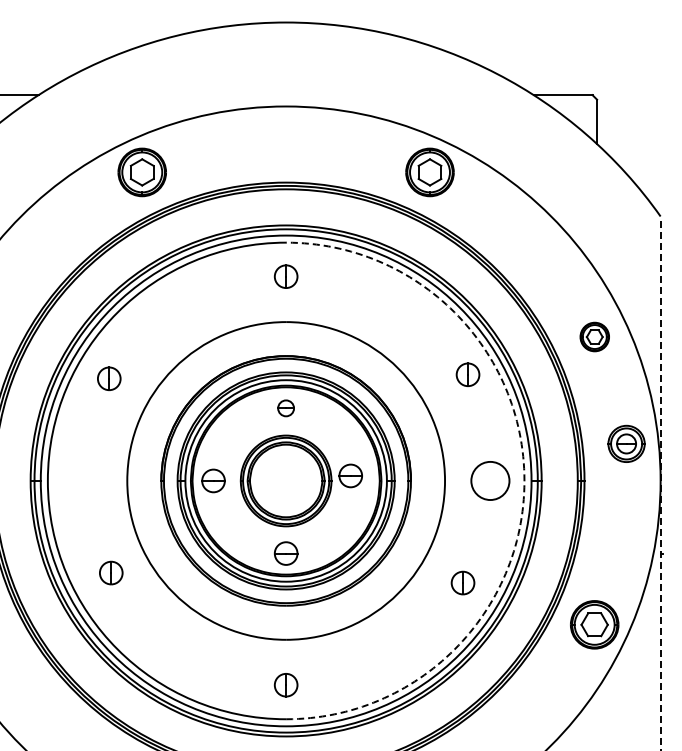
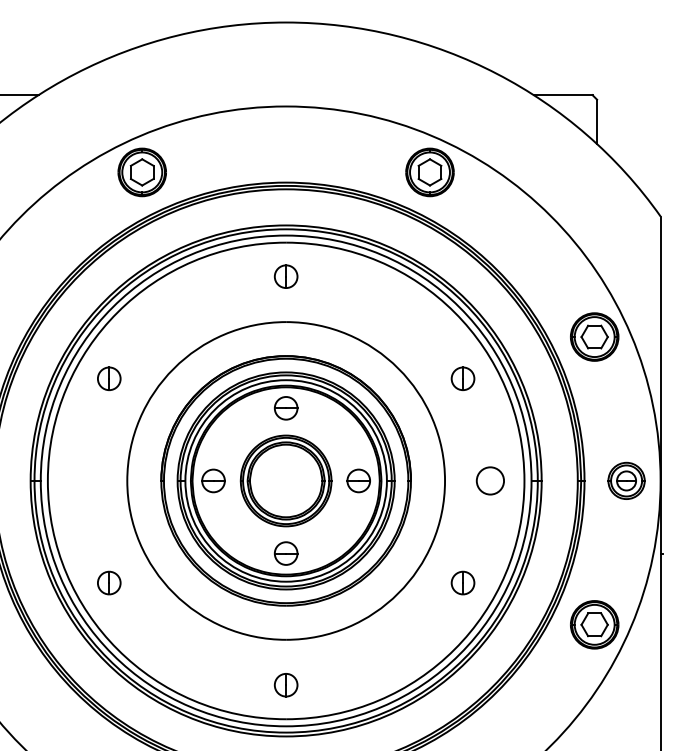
part size: 31x32 px -> 50x50 px (594, 336)
part position: (467, 374) -> (462, 378) (462, 378)
part size: 18x19 px -> 26x25 px (285, 408)
part position: (626, 443) -> (626, 480) (626, 480)
part position: (350, 475) -> (358, 480) (358, 480)
circle diameter: 38 px -> 27 px (490, 480)
arc: dashed -> solid (524, 480)
line: dashed -> solid (660, 483)
part position: (111, 572) -> (109, 582) (109, 582)
